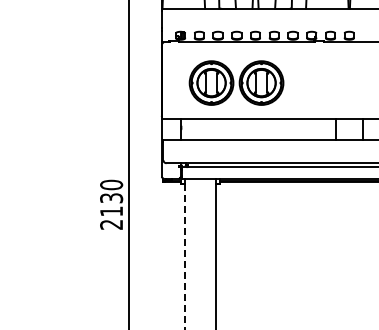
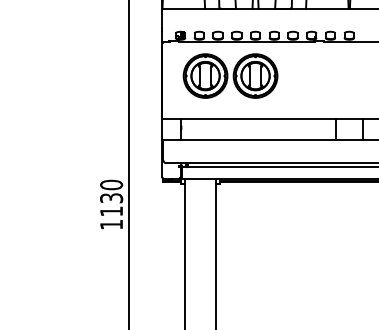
part position: (236, 82) -> (230, 75) (230, 75)
text: 2130 -> 1130 (111, 224)
line: dashed -> solid (184, 256)
